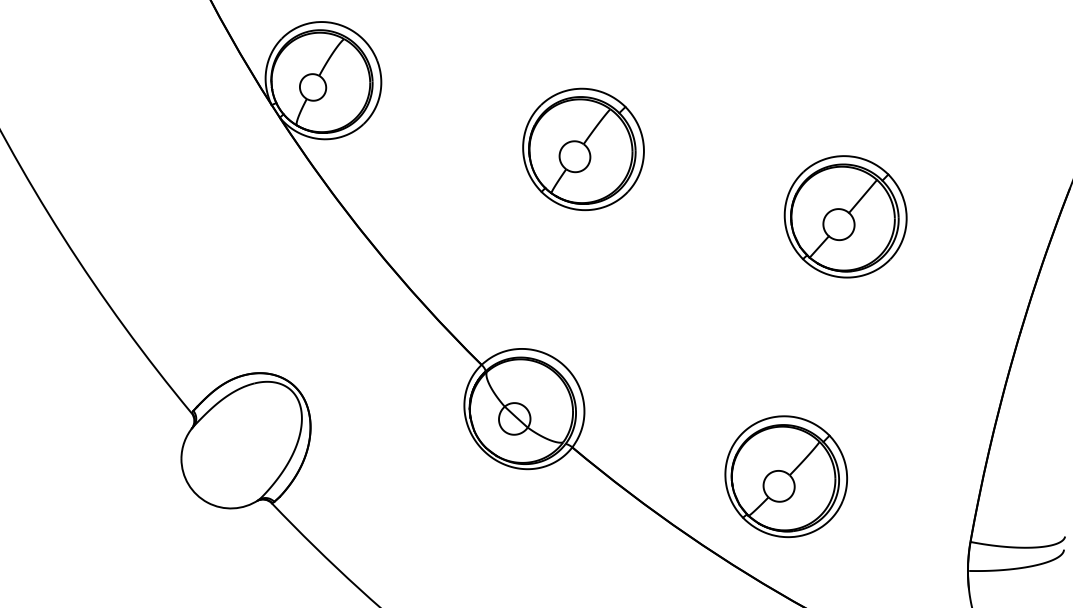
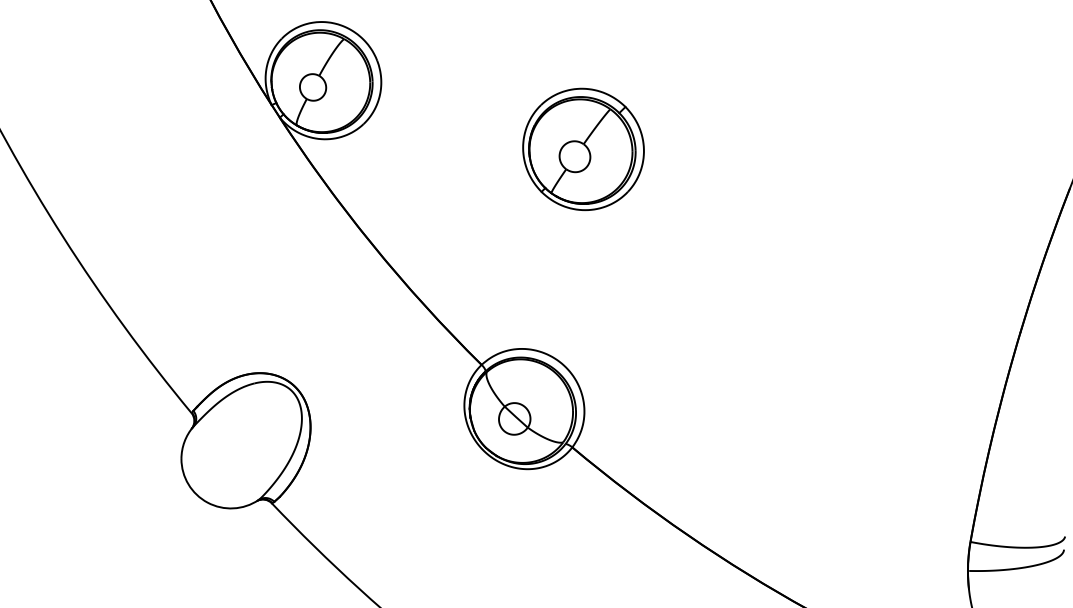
part: present -> none (845, 216)
part: present -> none (785, 476)
